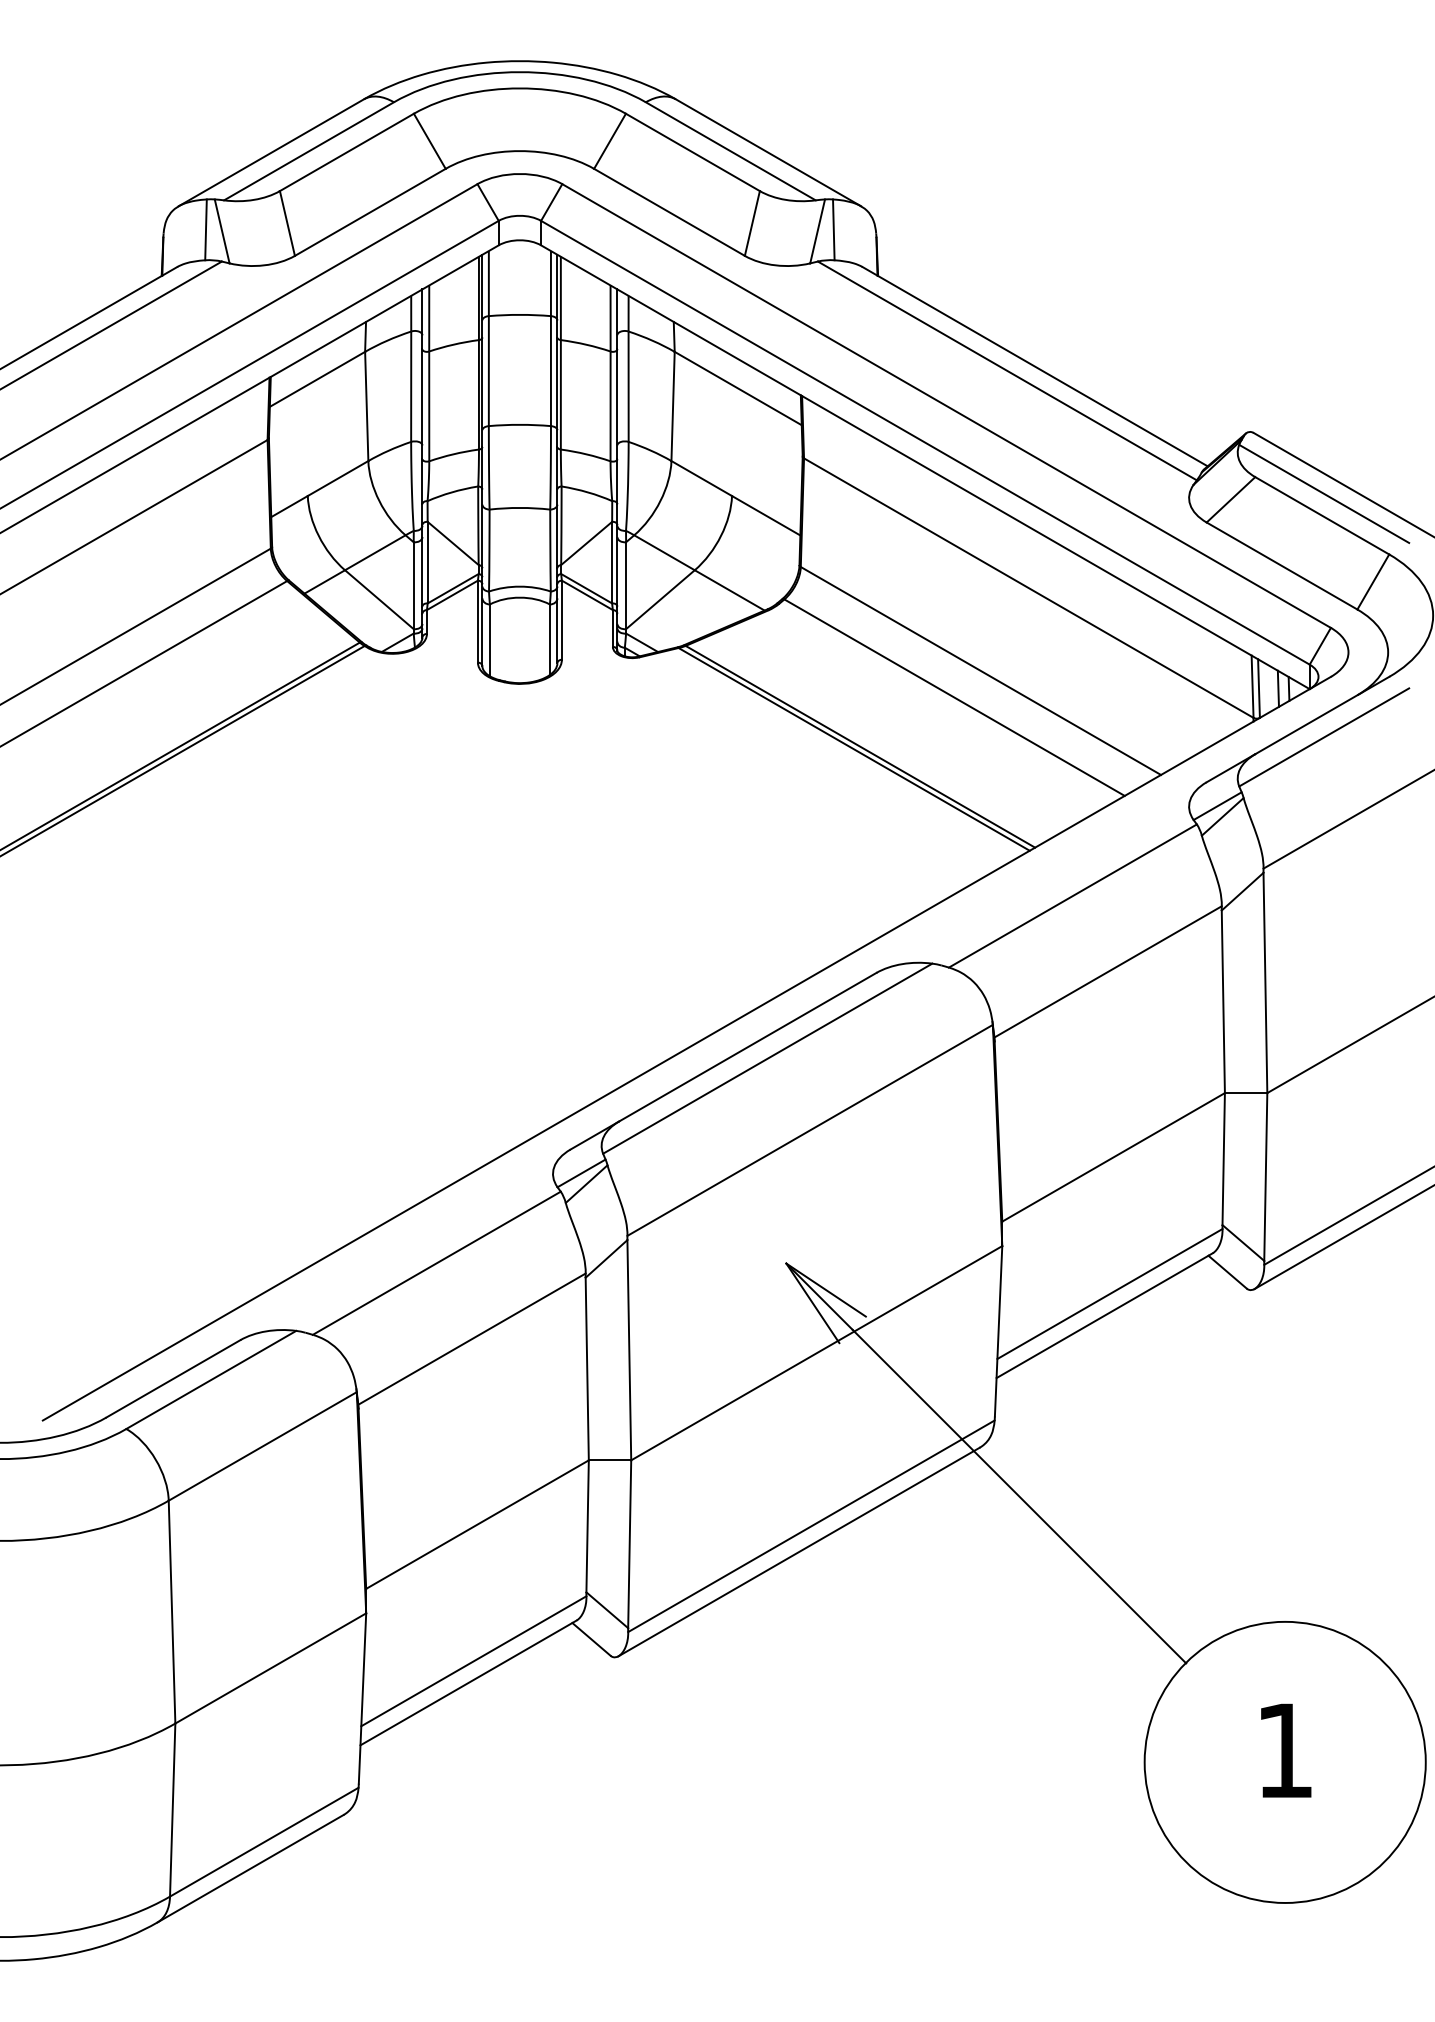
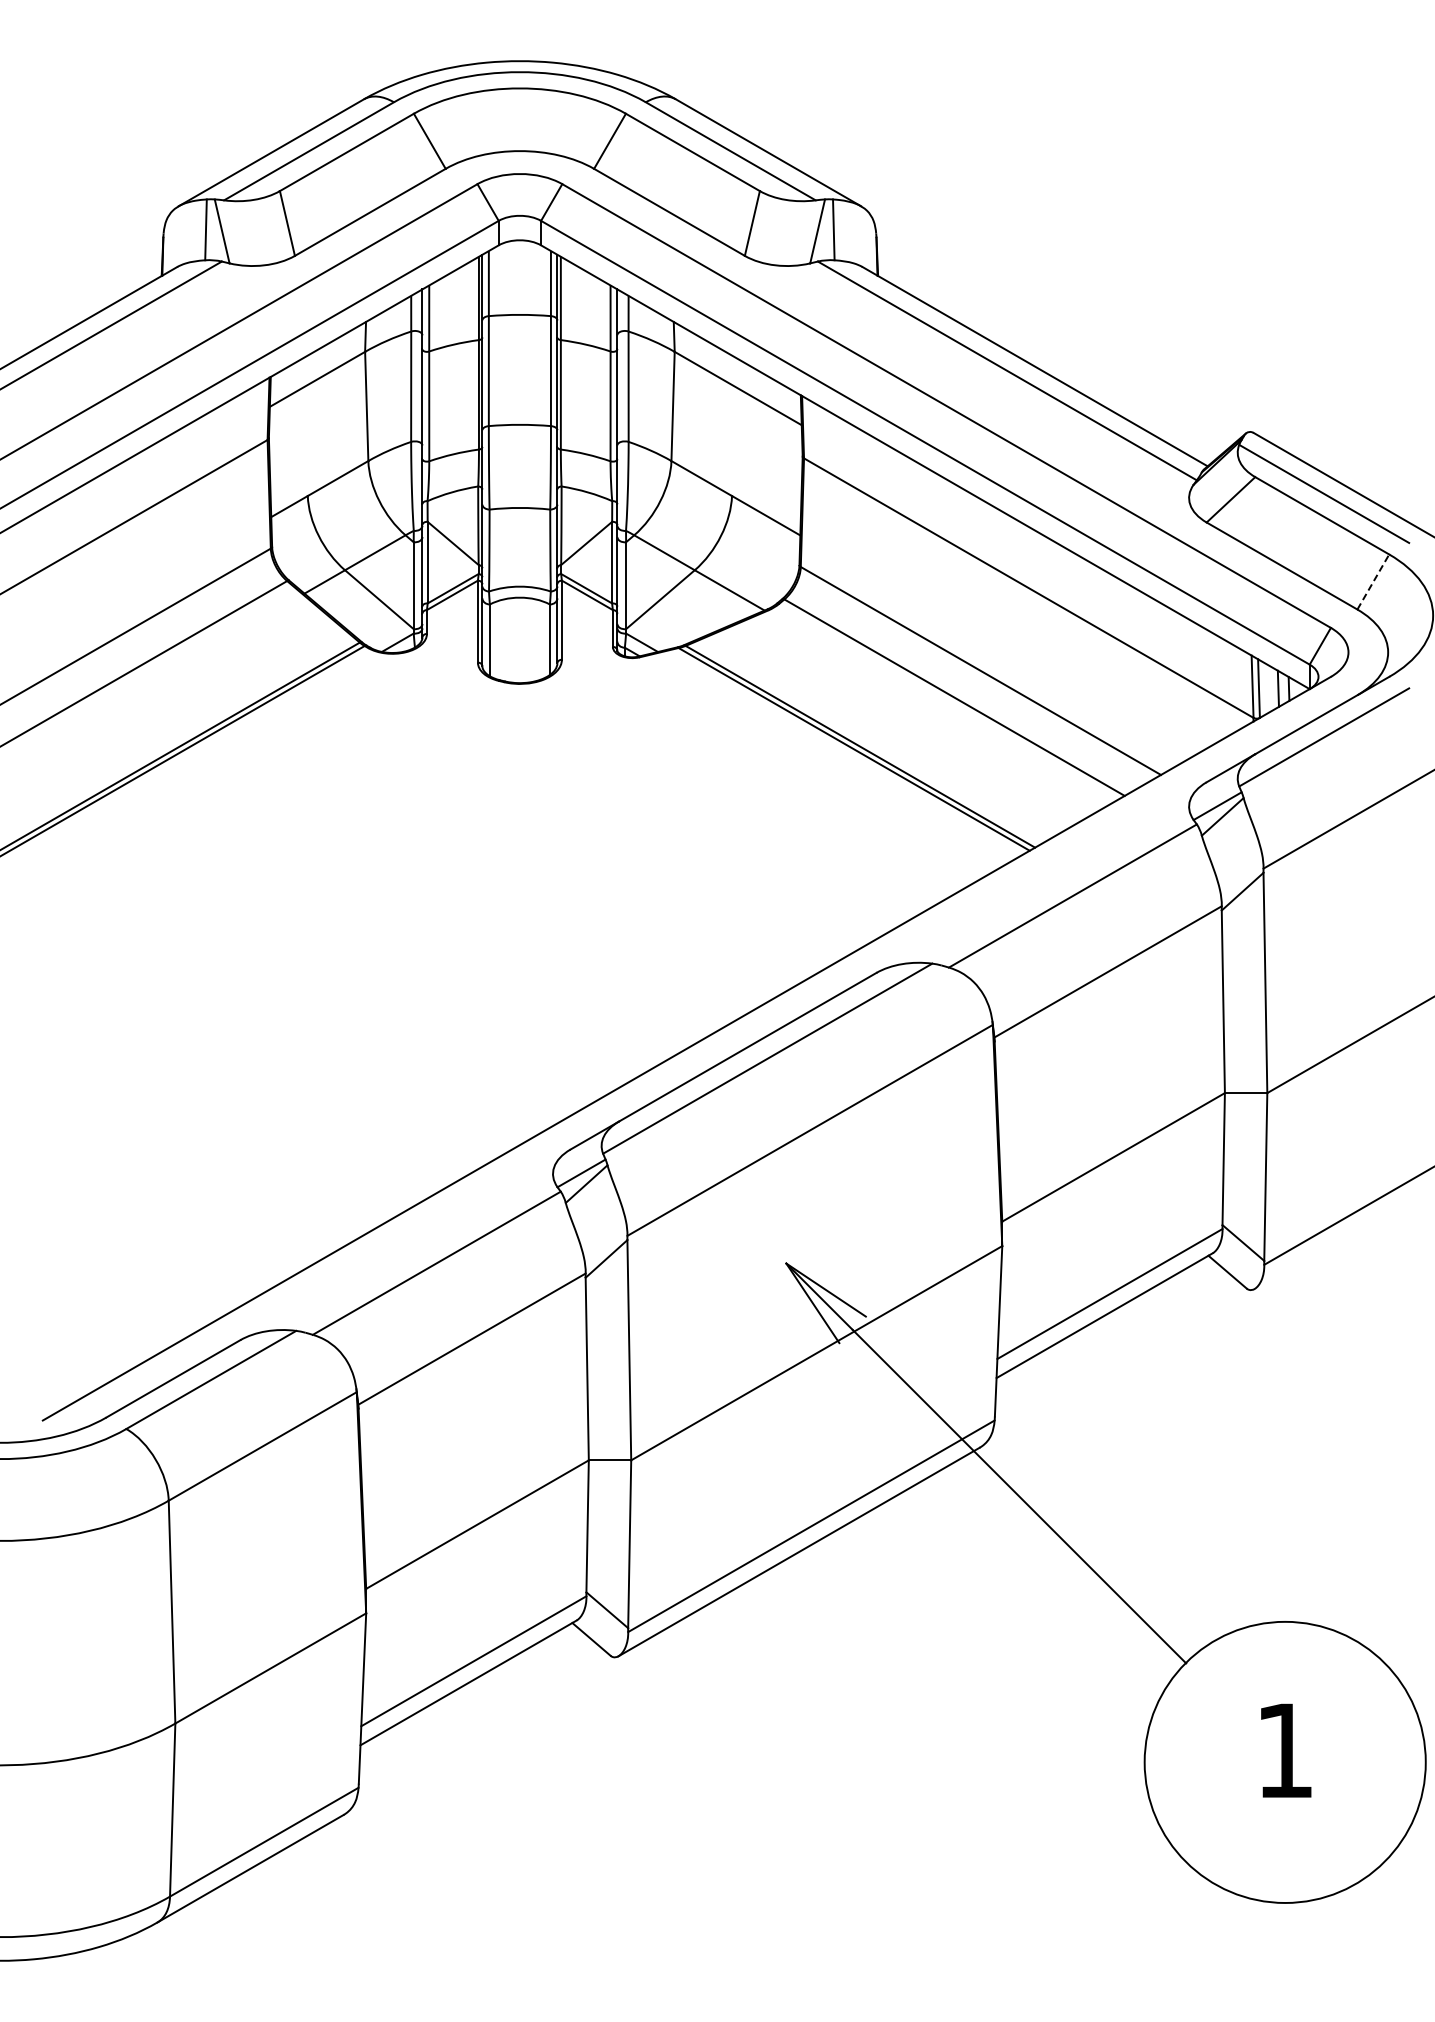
line: solid -> dashed (1373, 582)
line: present -> none (1342, 1237)
